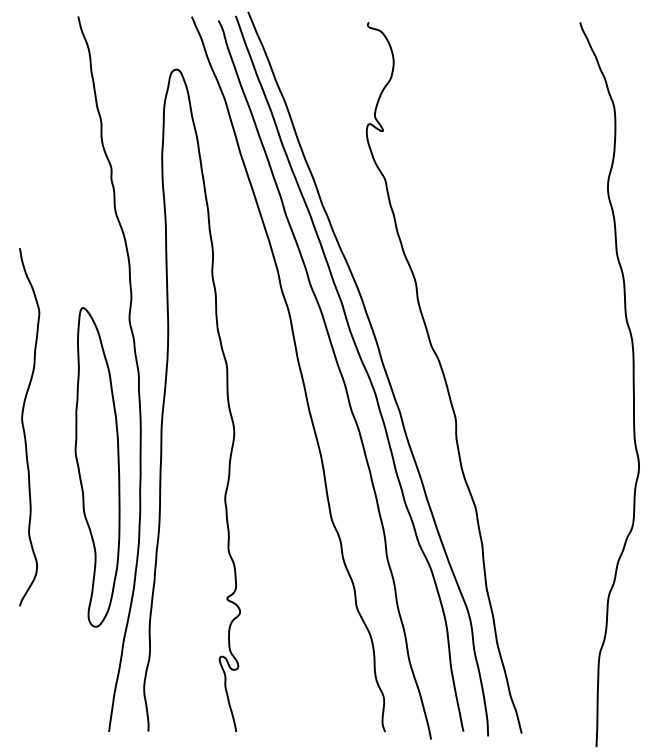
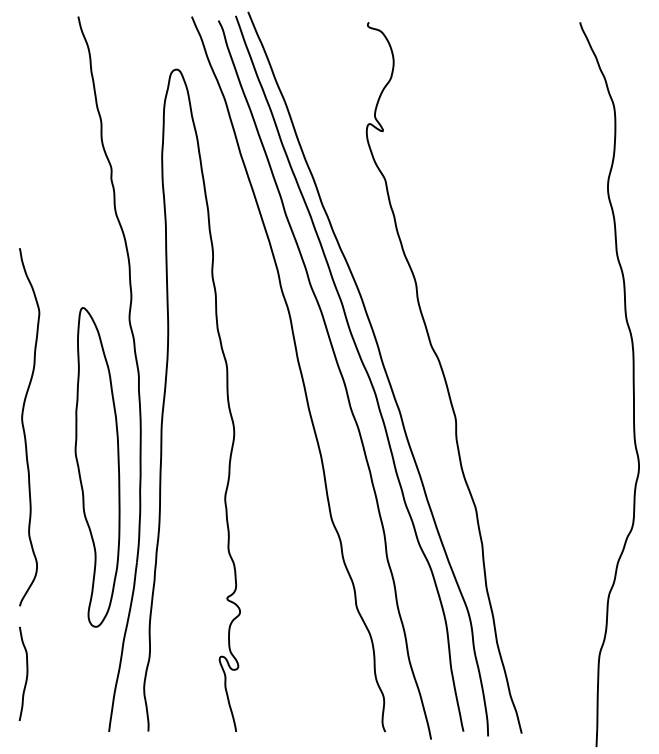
curve: none -> present (26, 673)
